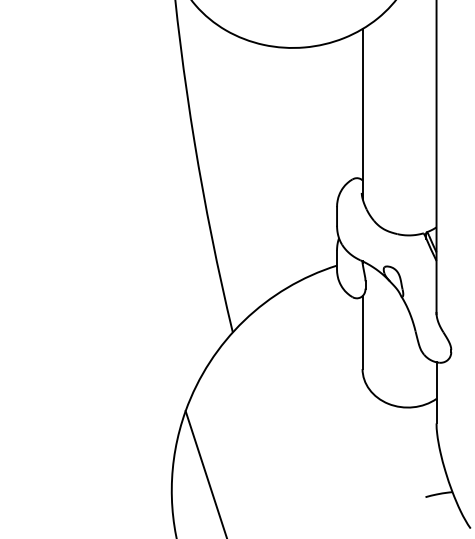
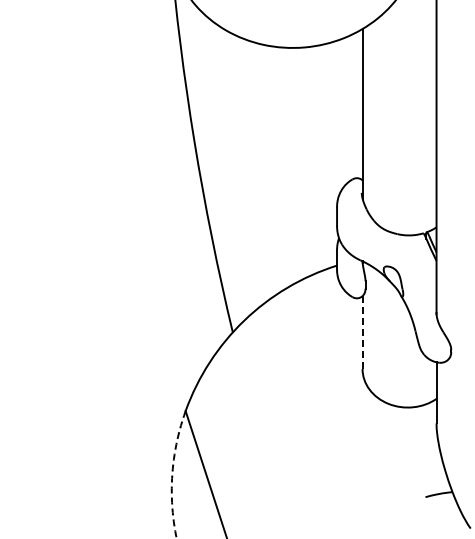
line: solid -> dashed (362, 332)
arc: solid -> dashed (172, 475)
